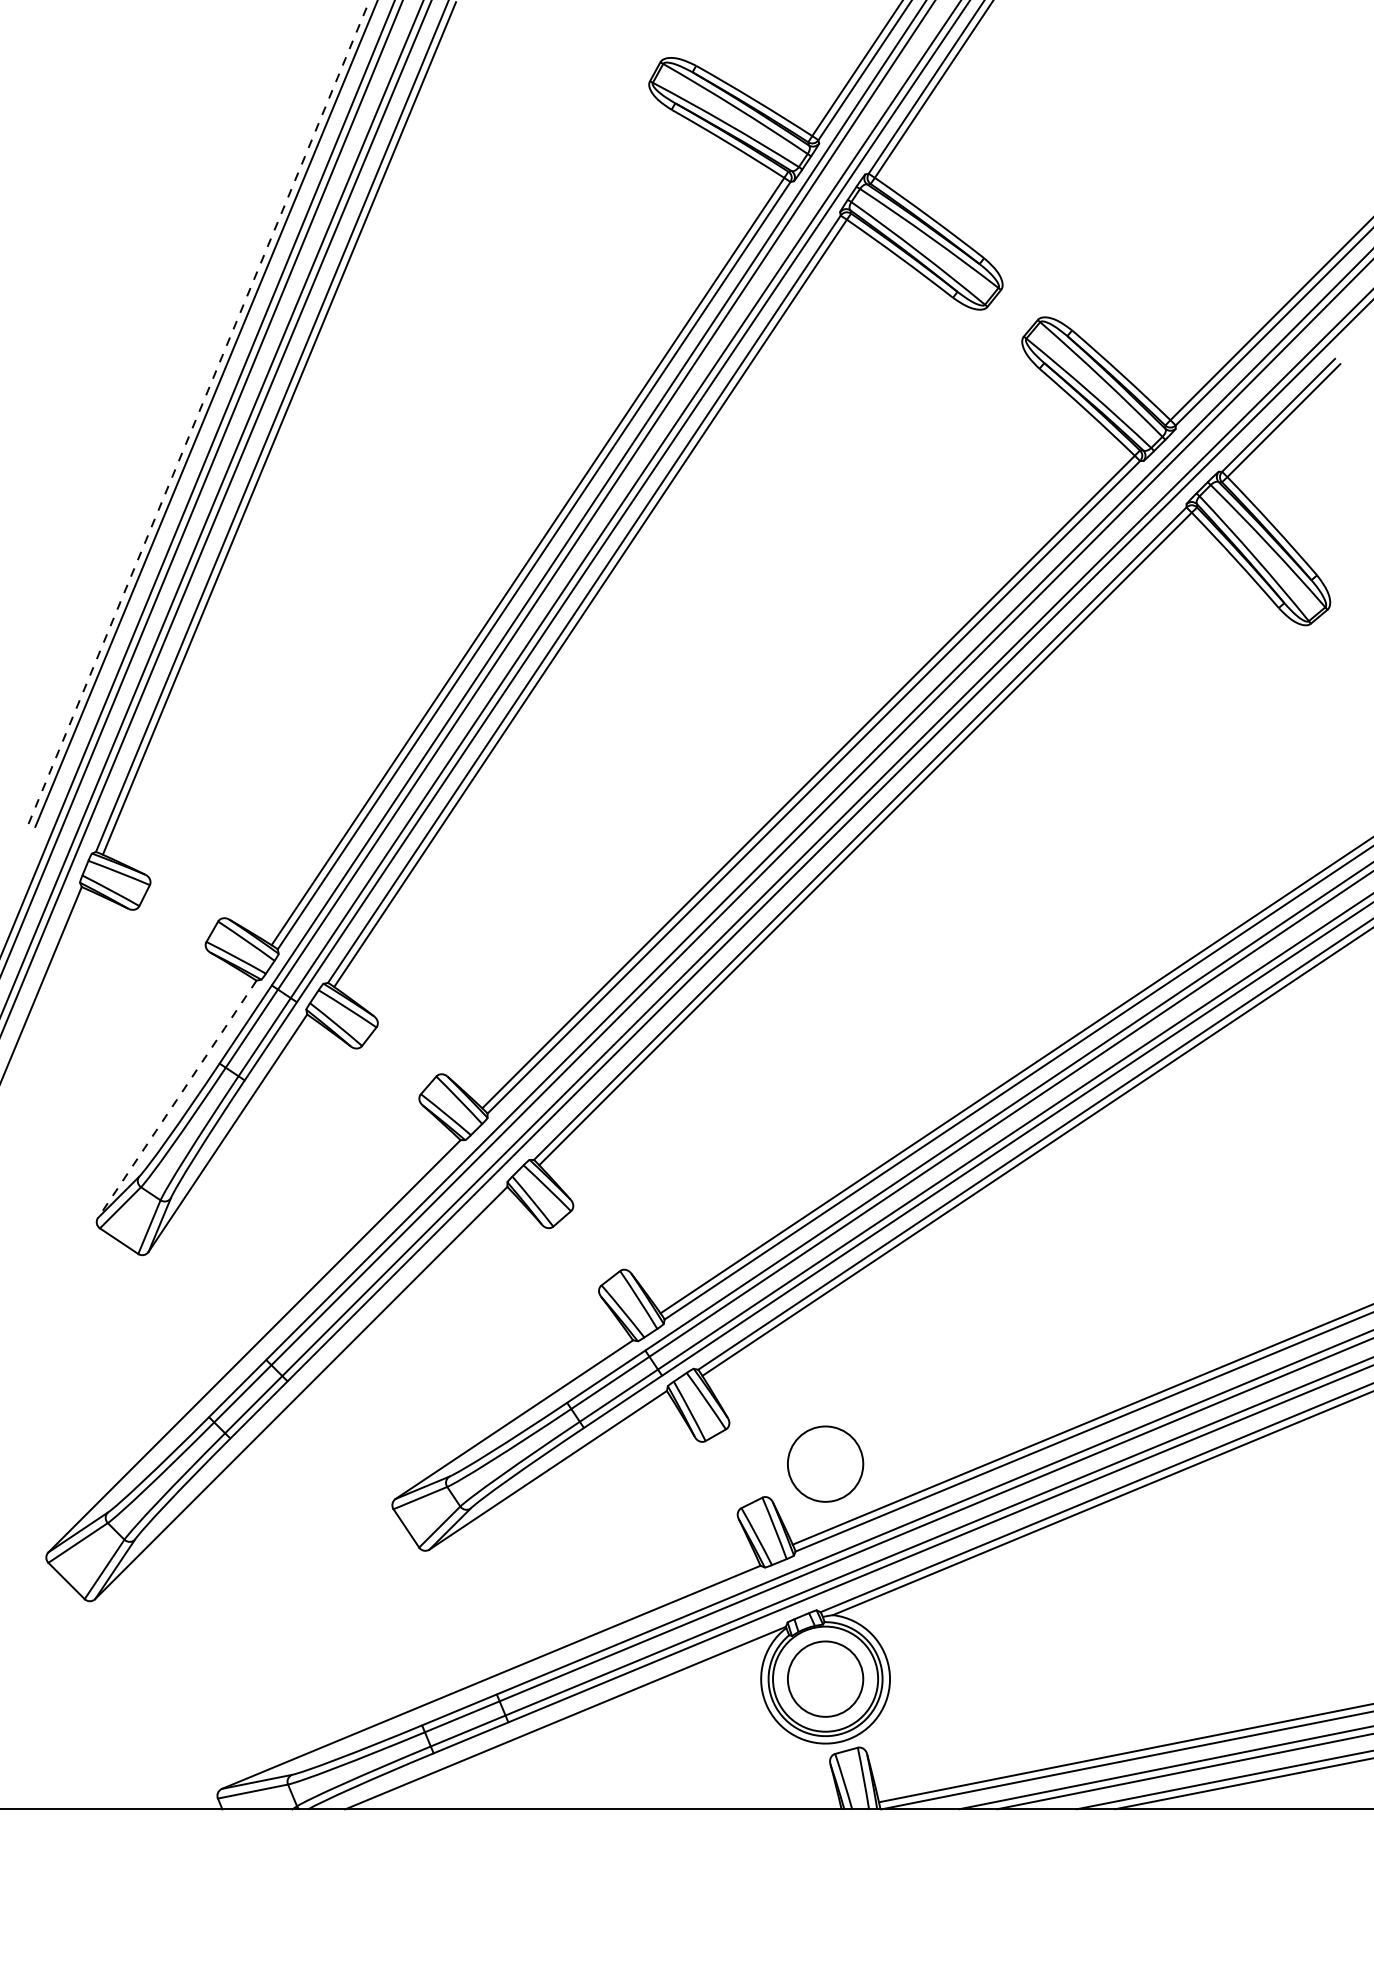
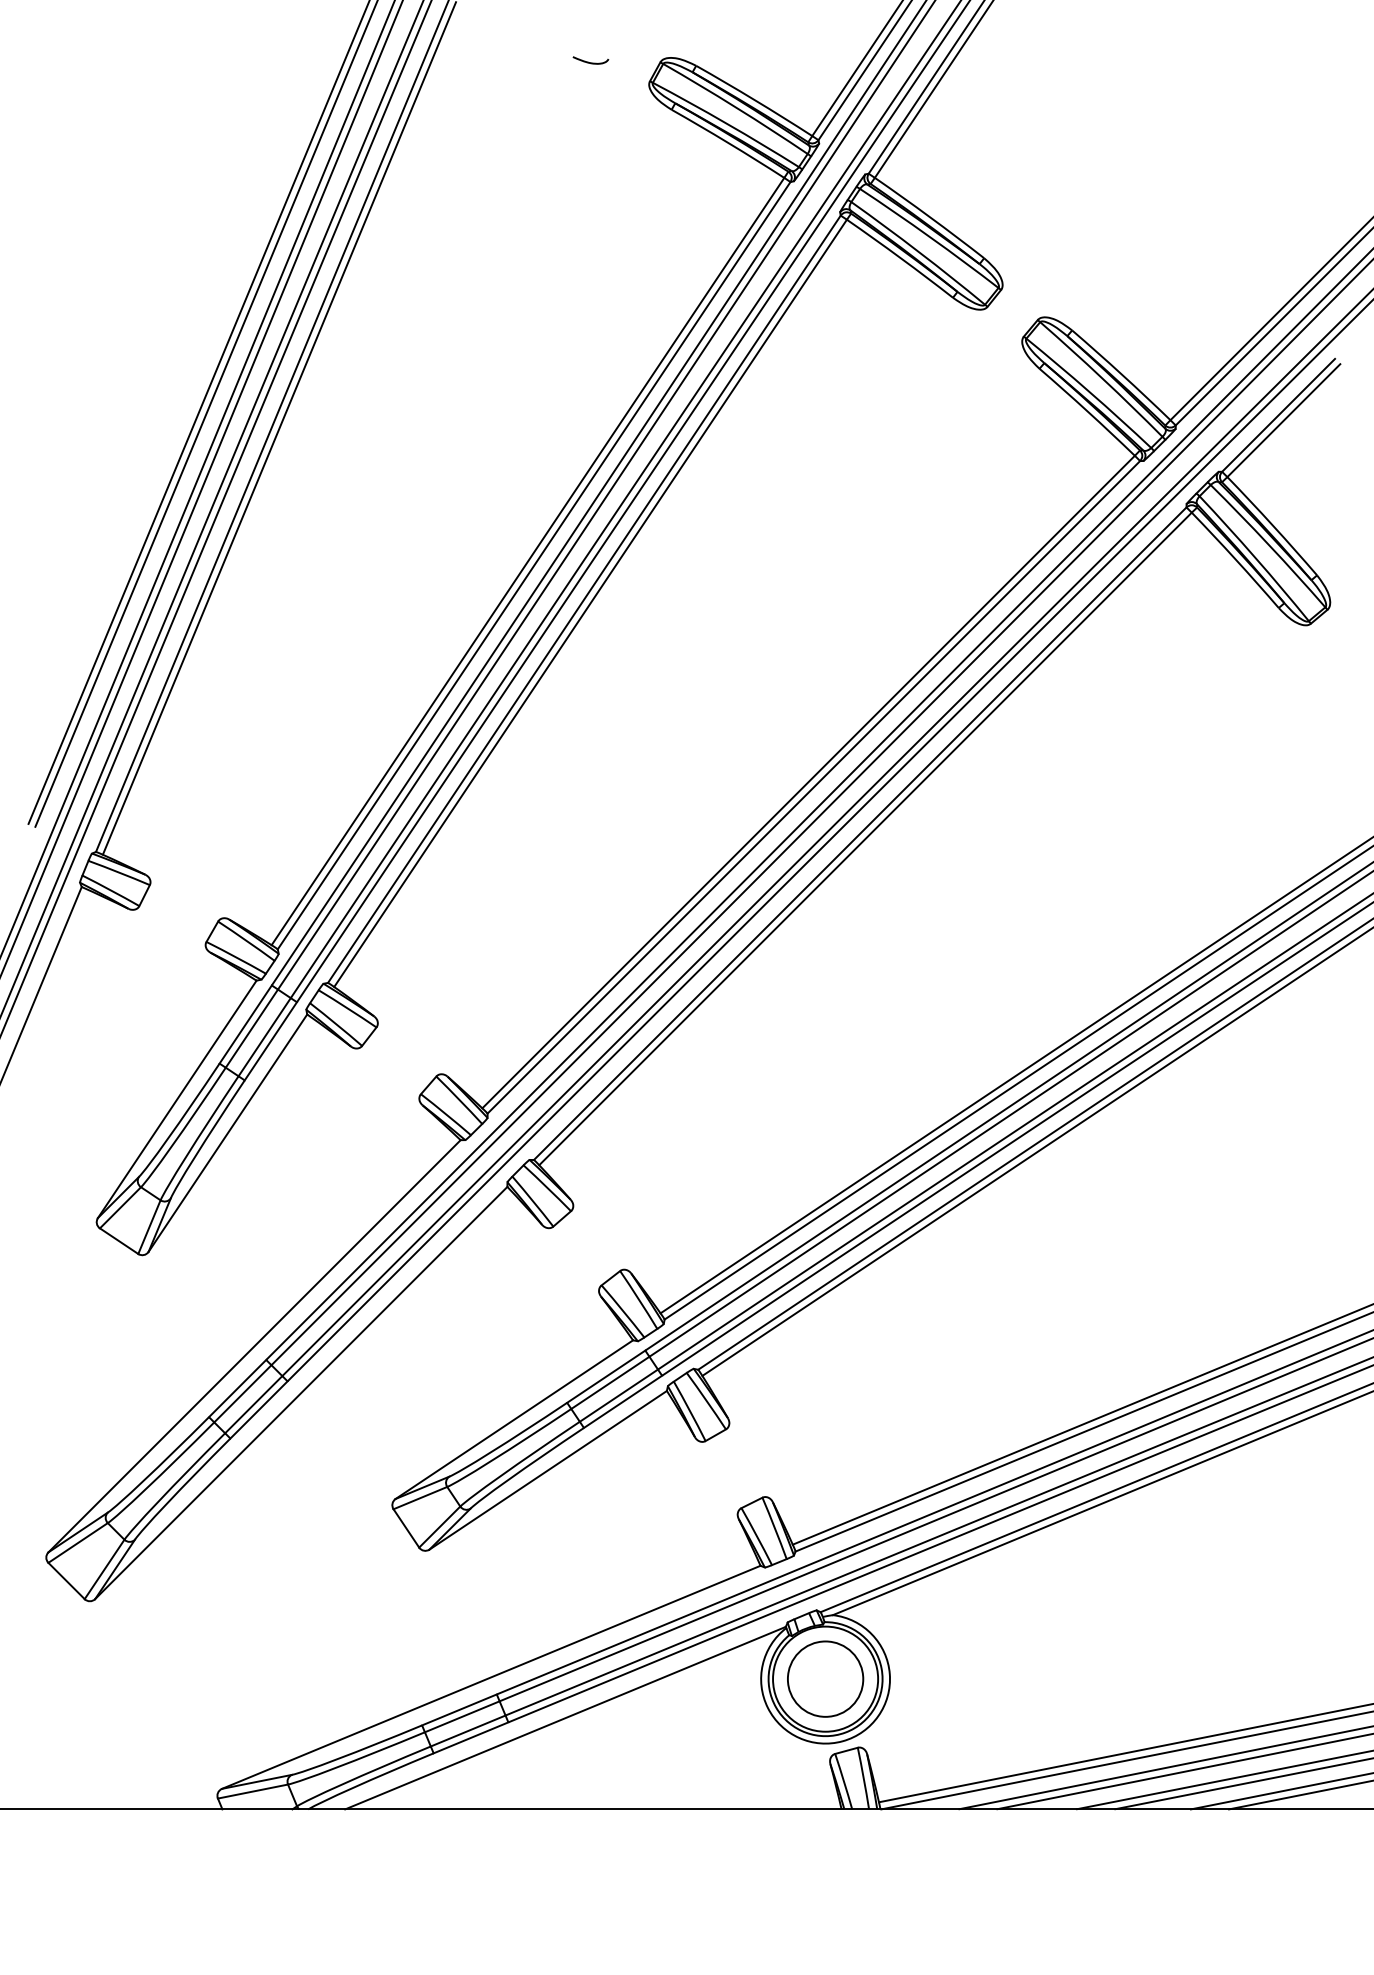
curve: none -> present (590, 62)
line: dashed -> solid (199, 412)
line: dashed -> solid (177, 1099)
circle: present -> none (825, 1463)
line: none -> present (1280, 1791)
line: none -> present (1299, 1795)
